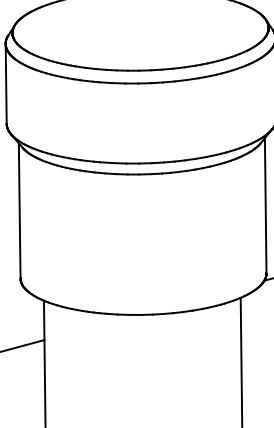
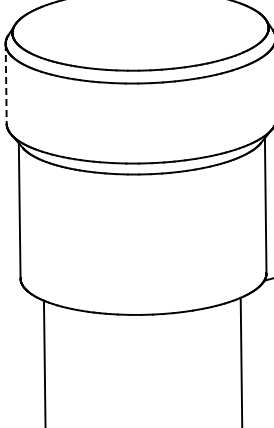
line: solid -> dashed (6, 83)
line: present -> none (23, 345)
